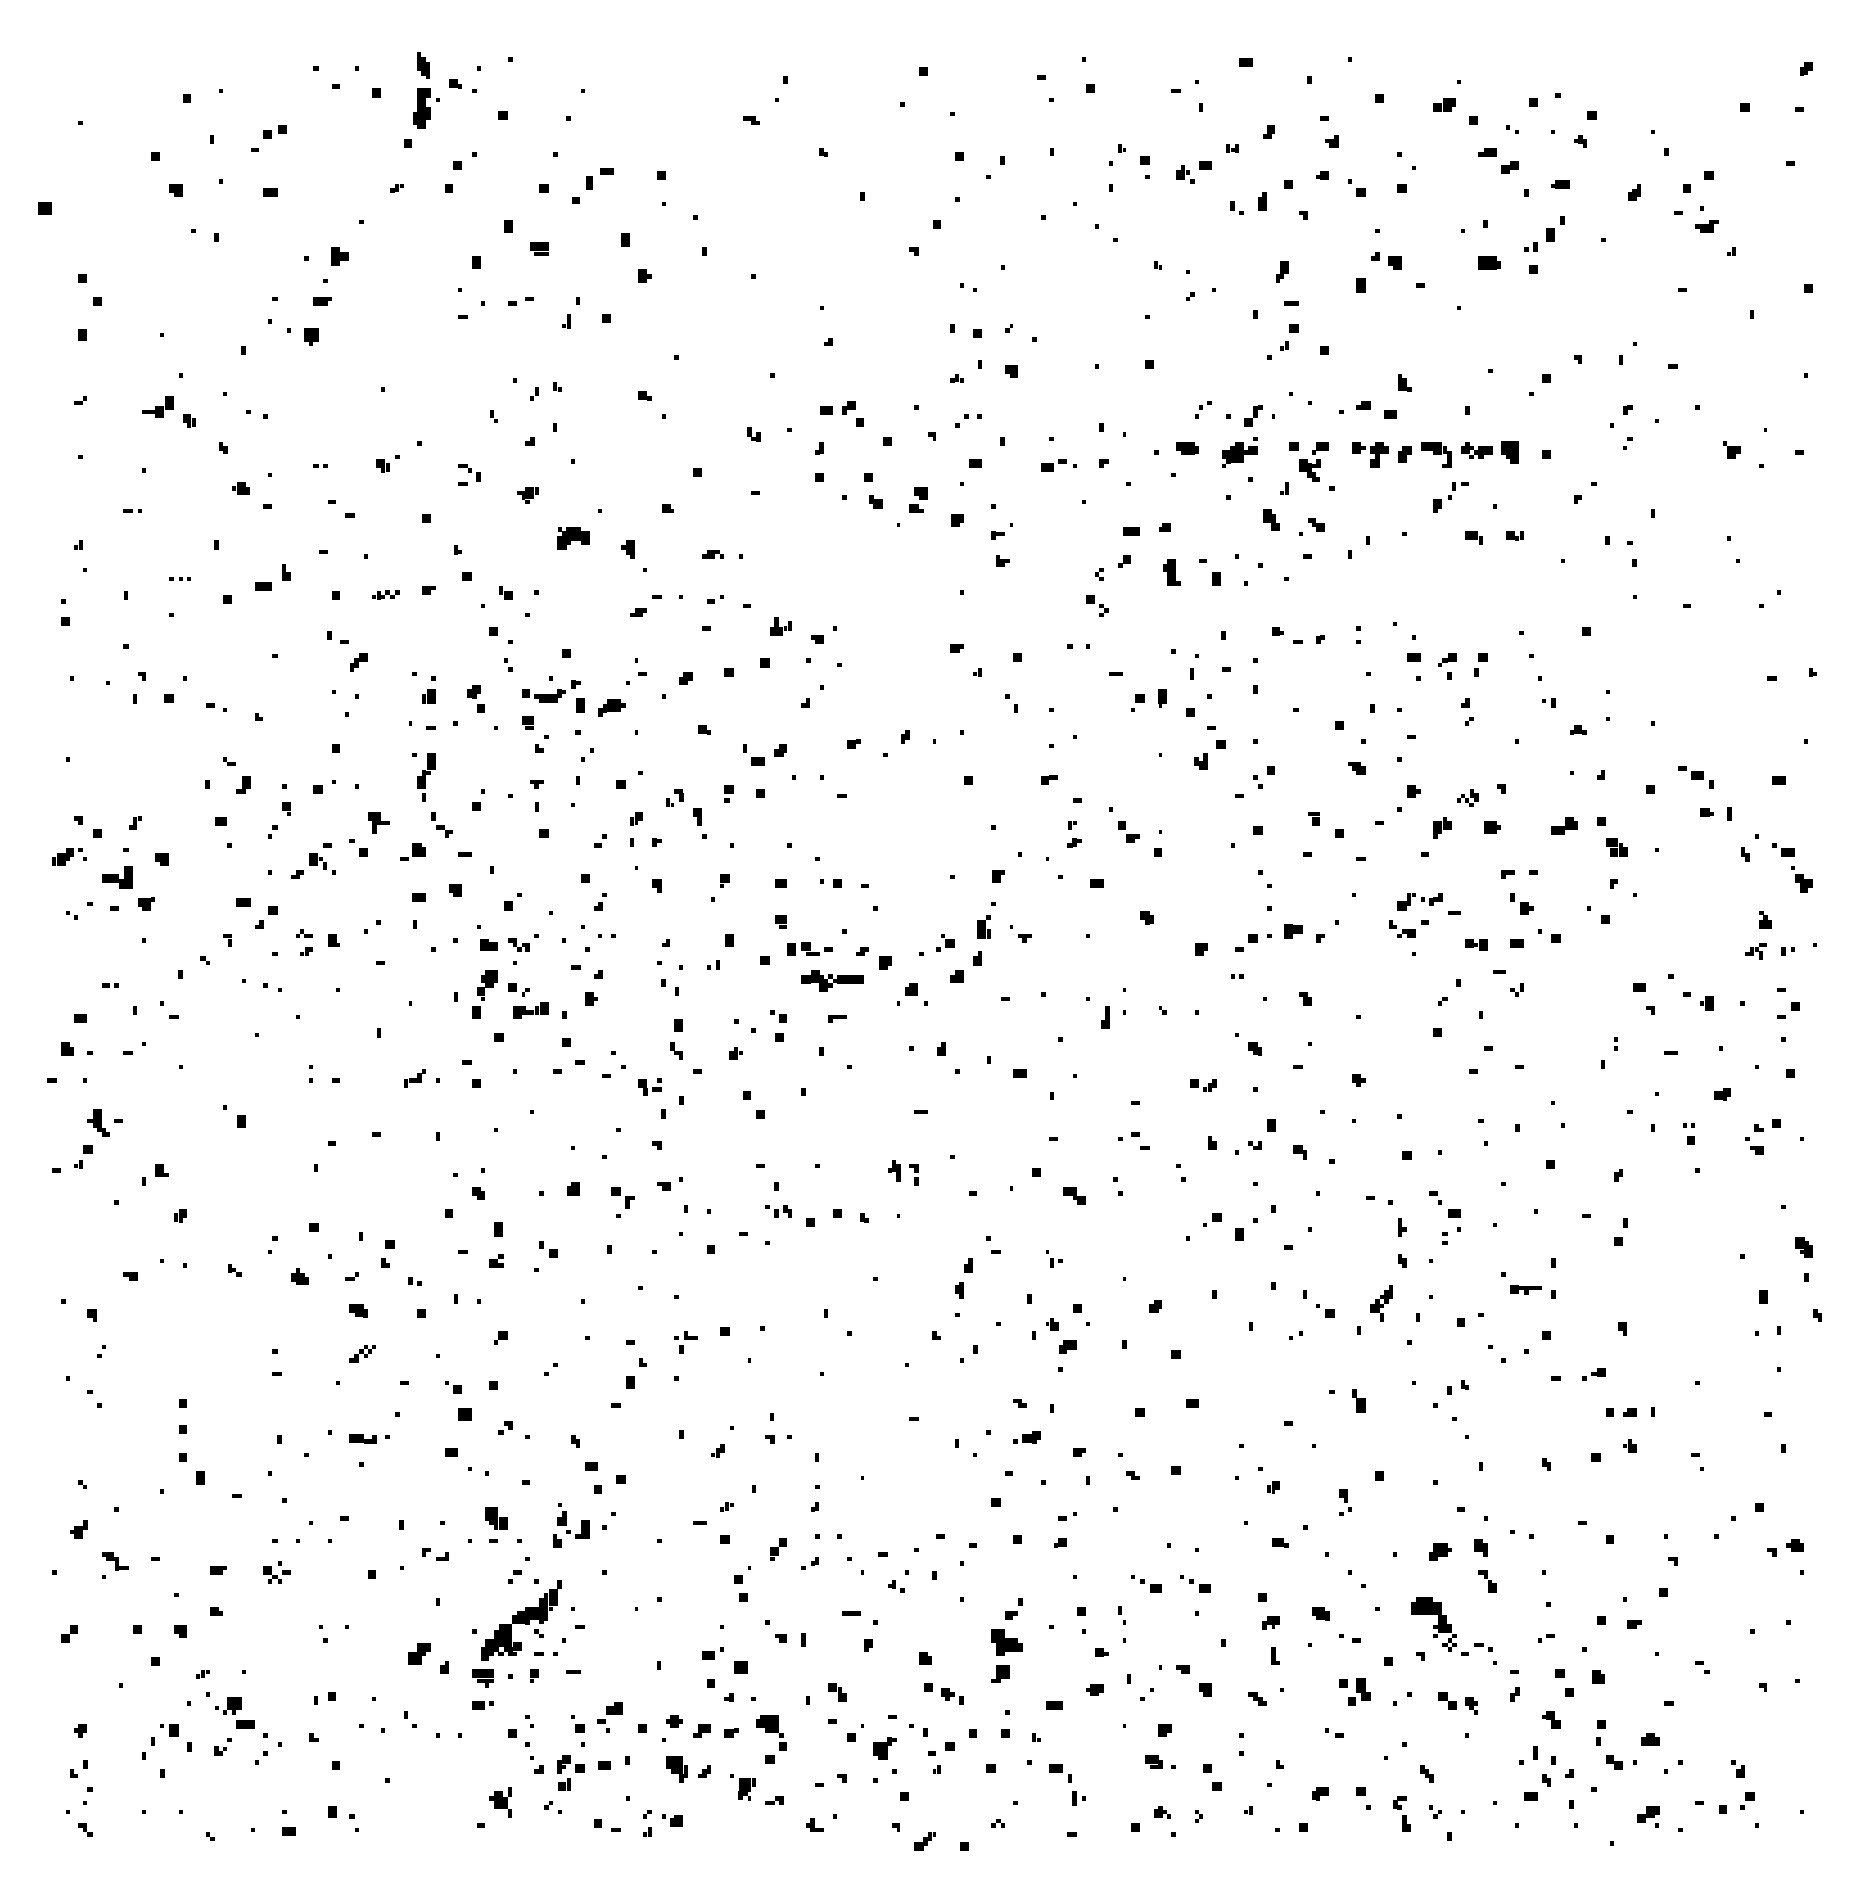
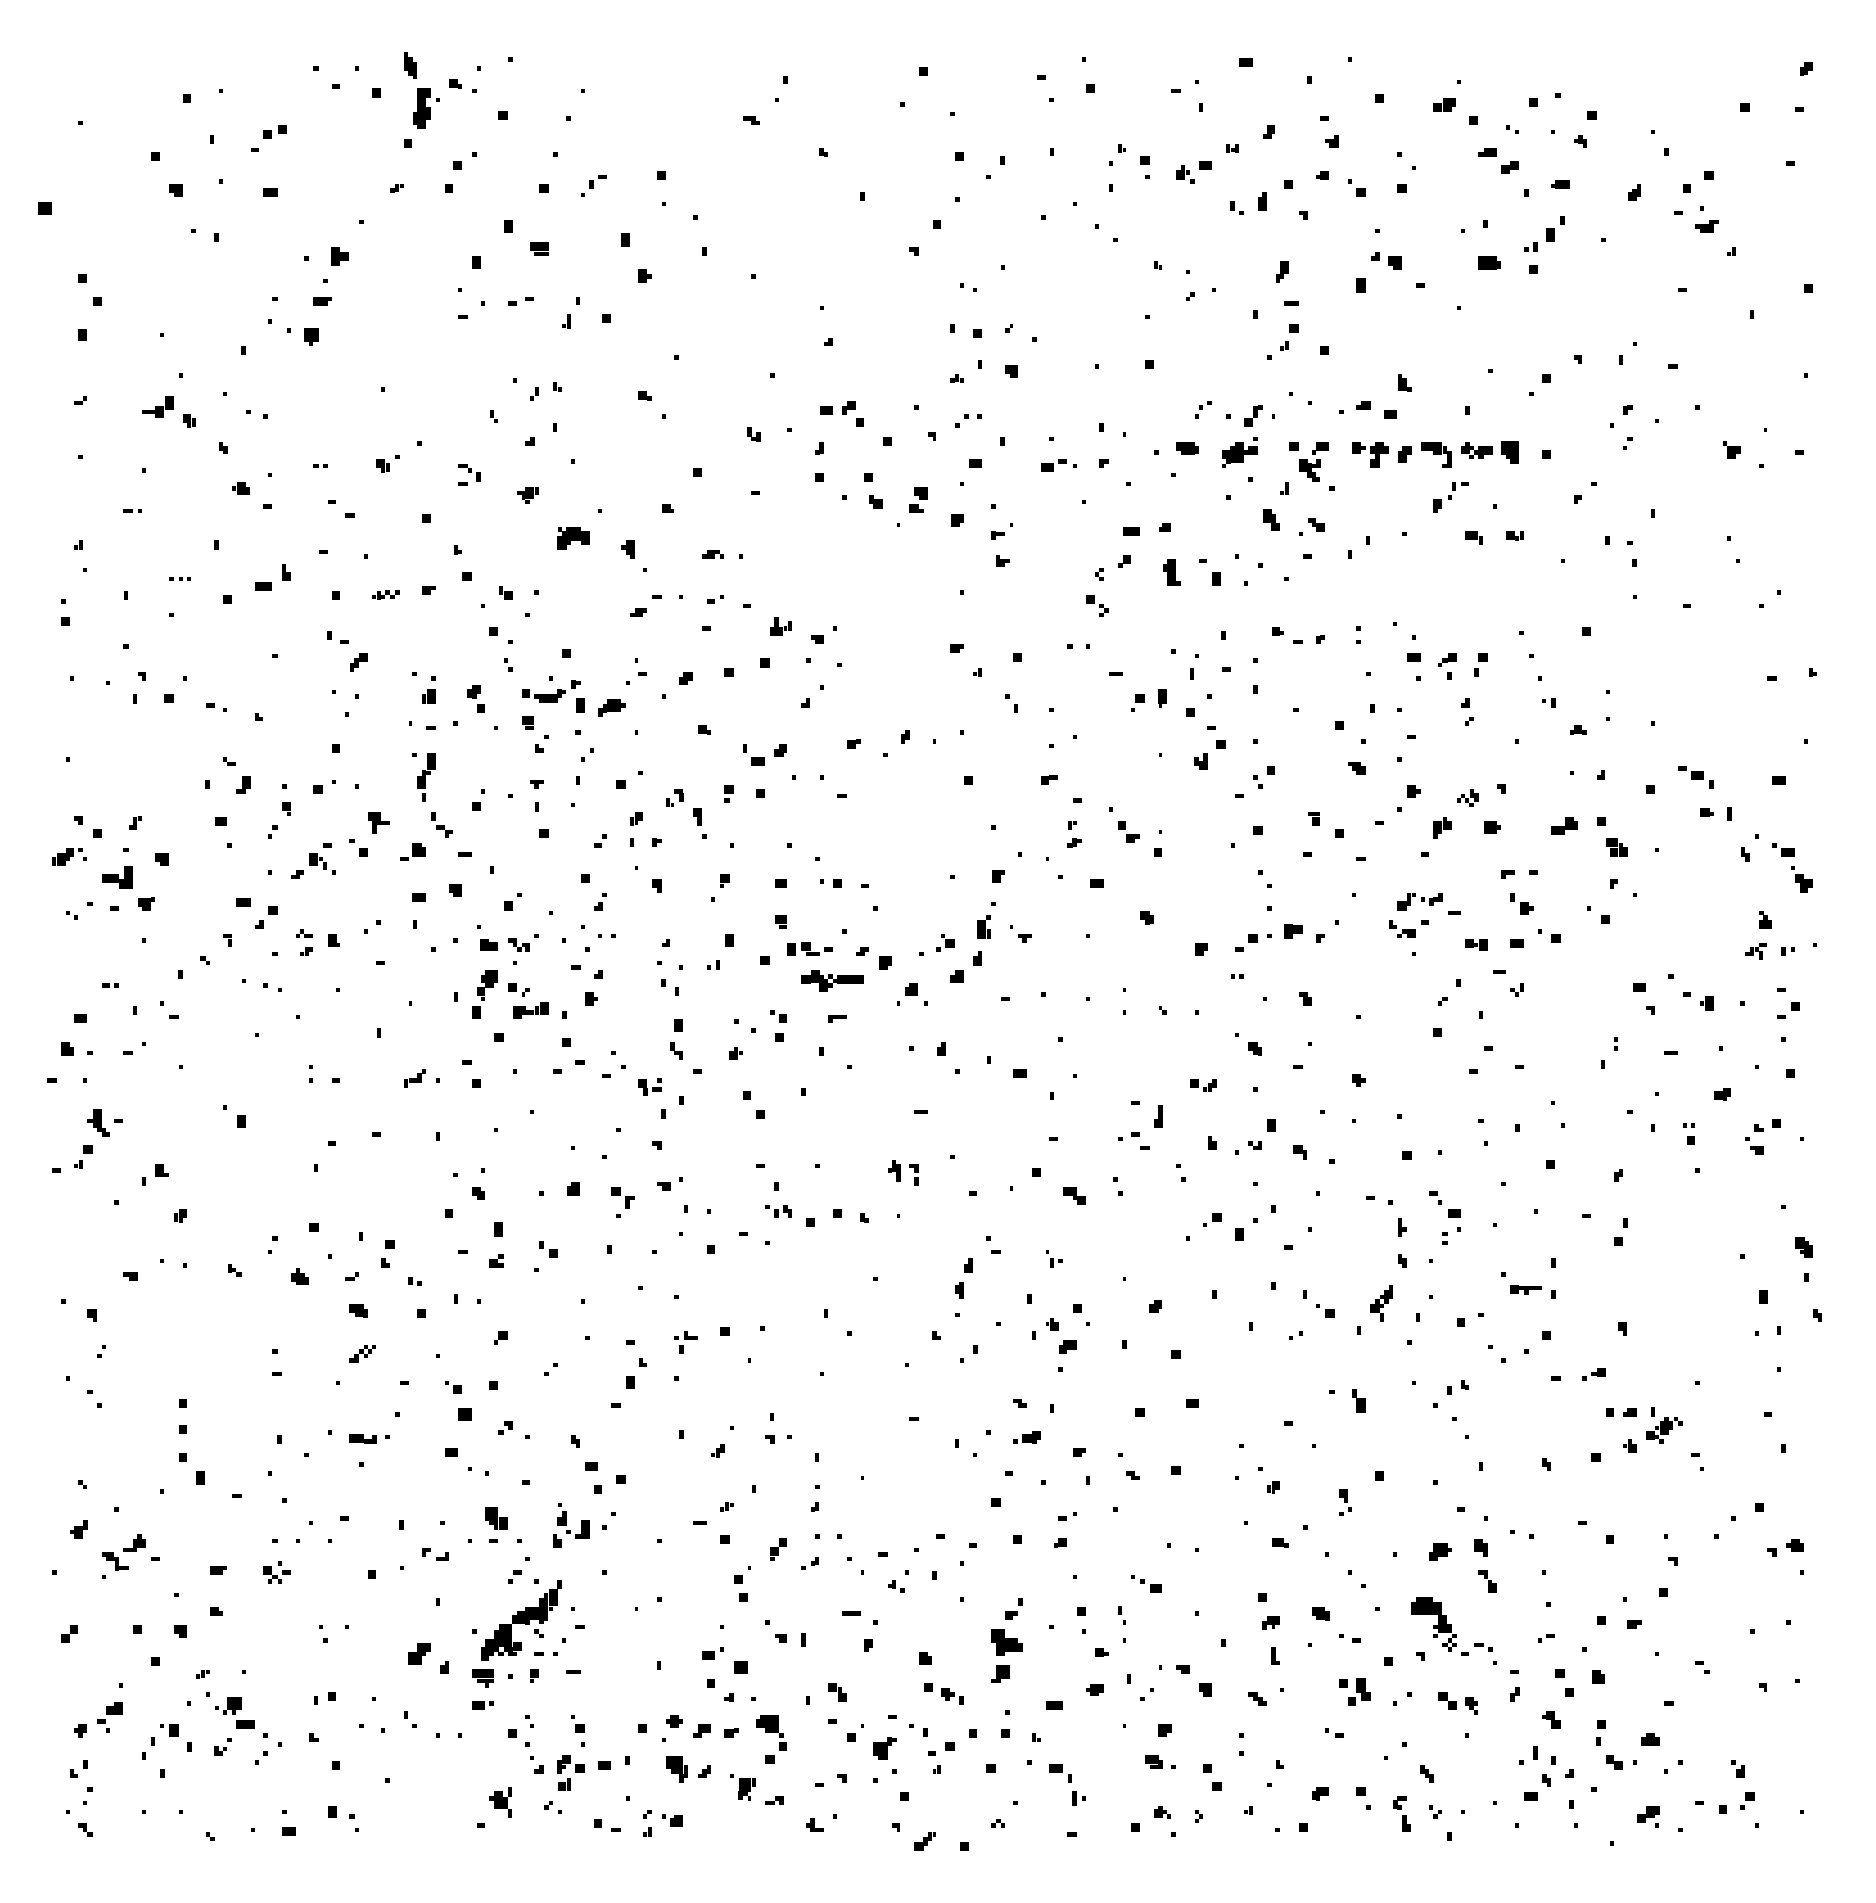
part position: (423, 65) -> (410, 65) (410, 65)
part size: 42x36 px -> 26x22 px (593, 185)
part position: (1105, 1017) -> (1158, 1116) (1158, 1116)
part: none -> present (1664, 1430)
part: none -> present (134, 1542)
part: present -> none (1195, 1583)
part position: (609, 1717) -> (109, 1717) (109, 1717)
